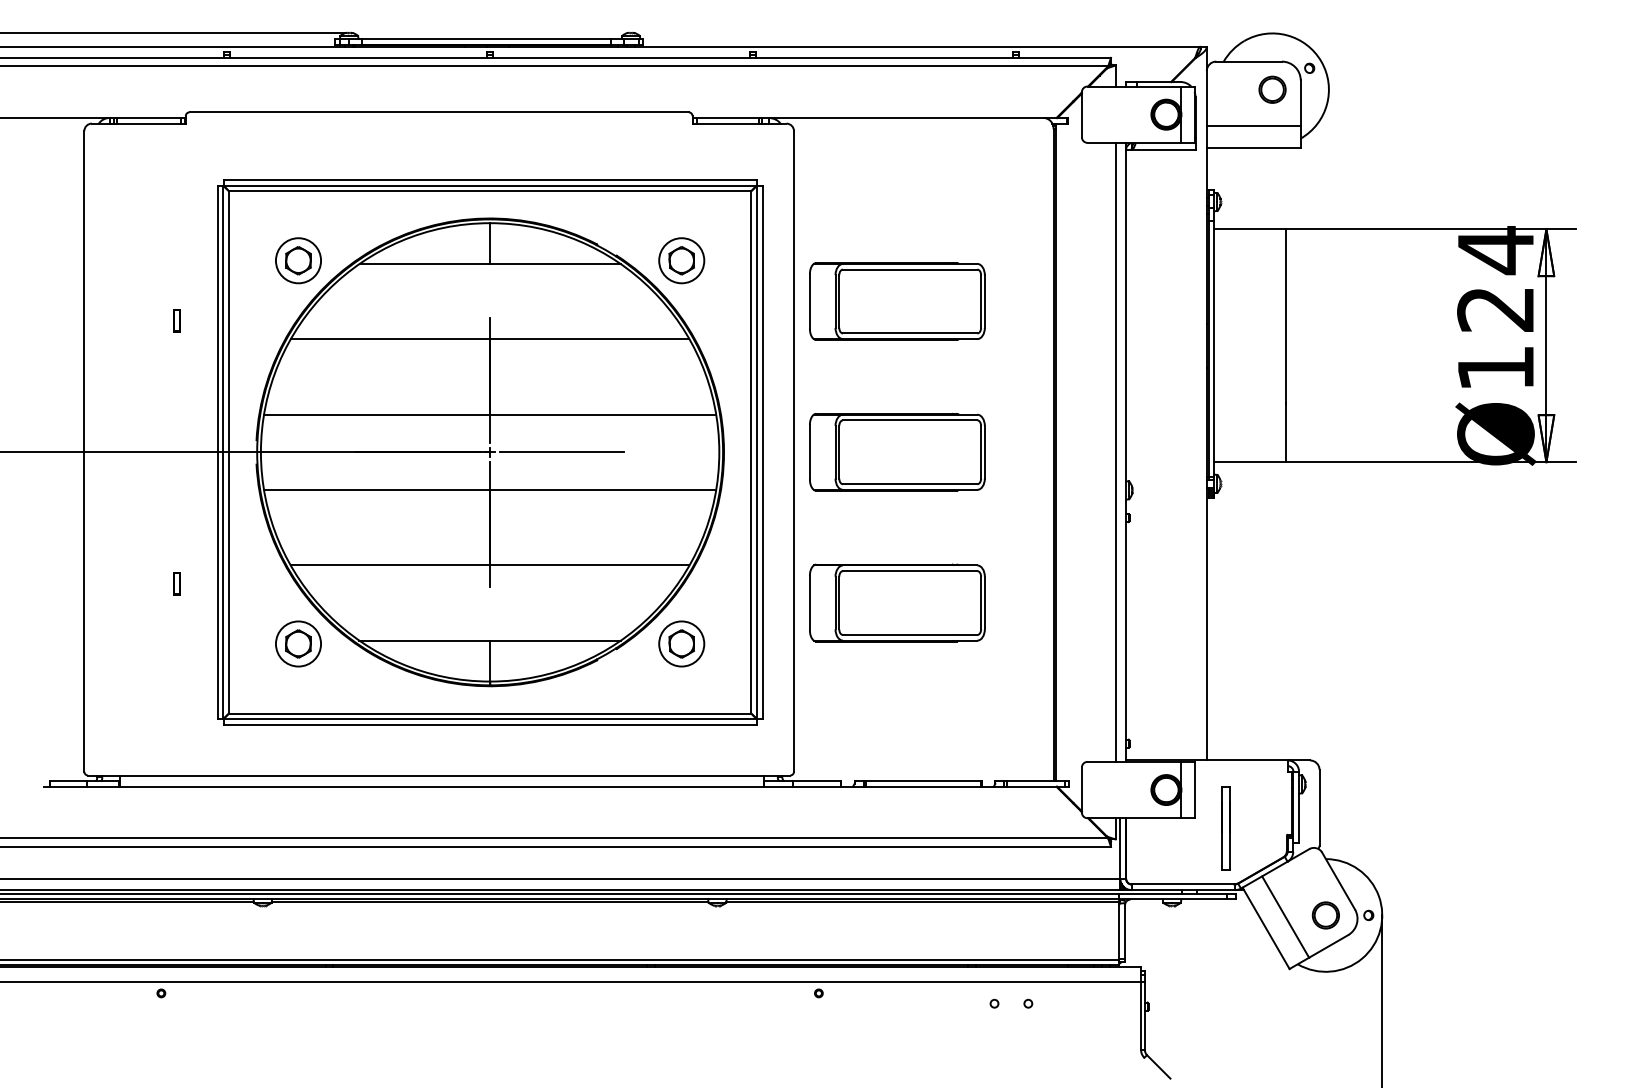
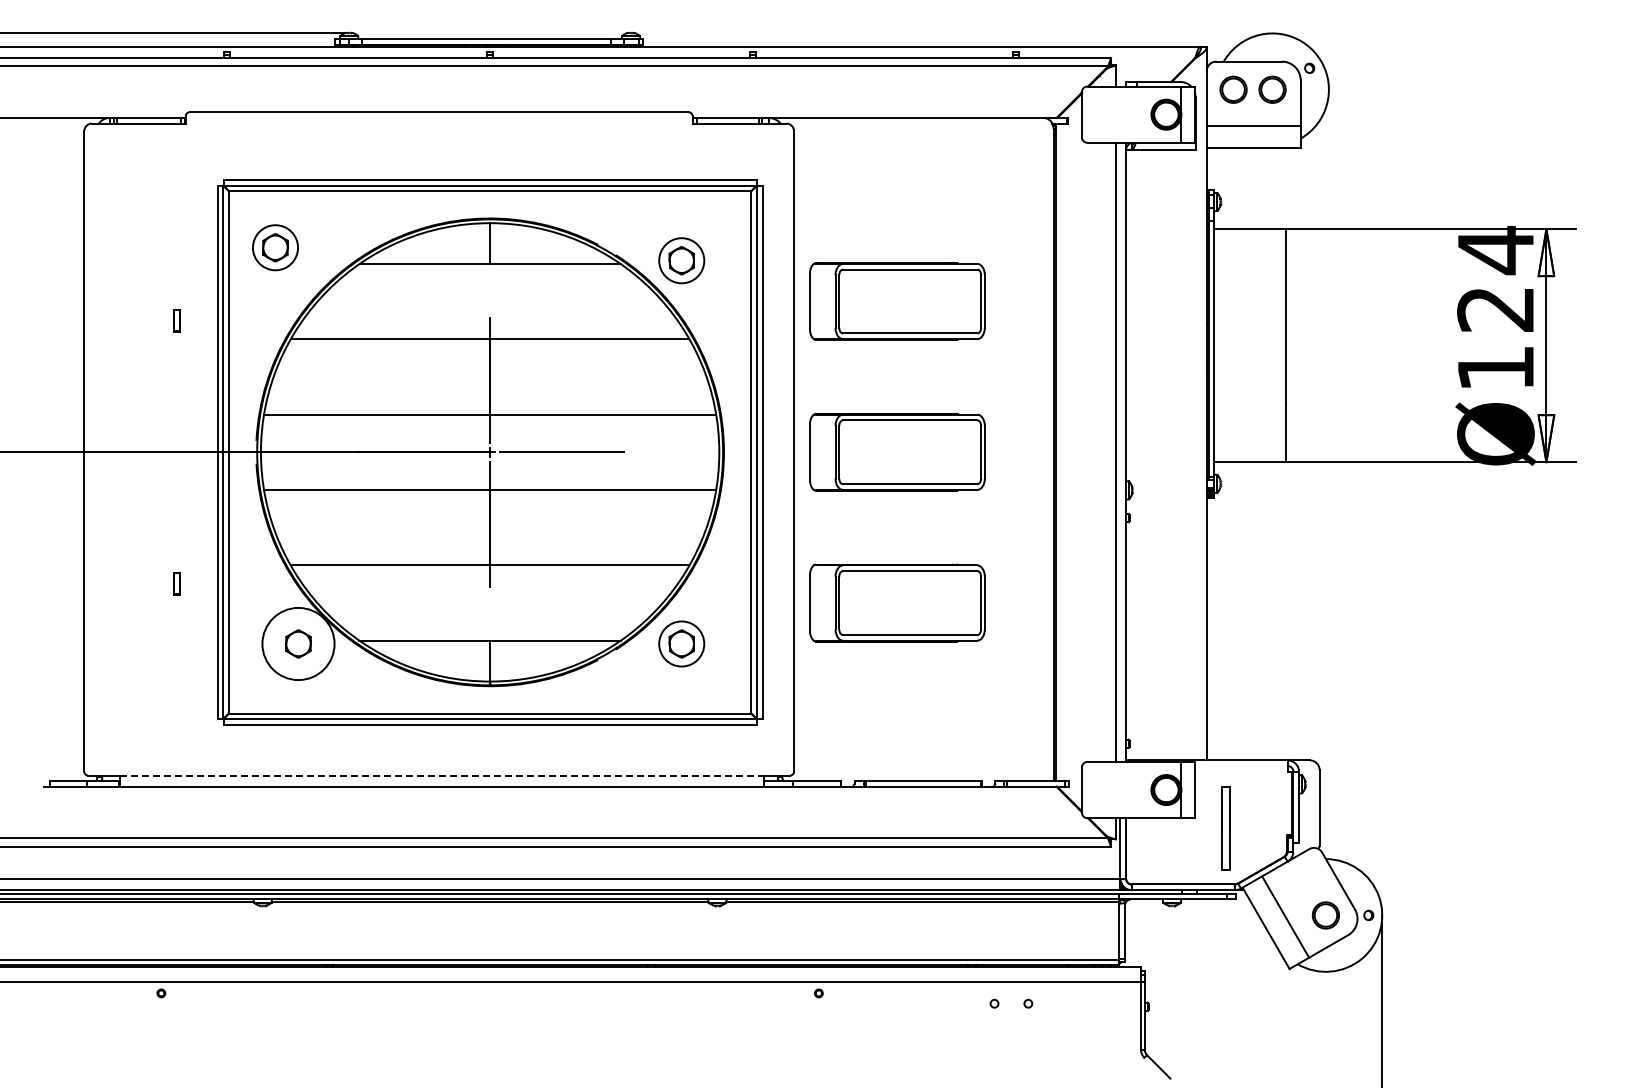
part: none -> present (1233, 89)
part position: (298, 260) -> (275, 247) (275, 247)
circle diameter: 45 px -> 72 px (298, 643)
line: solid -> dashed (441, 775)
